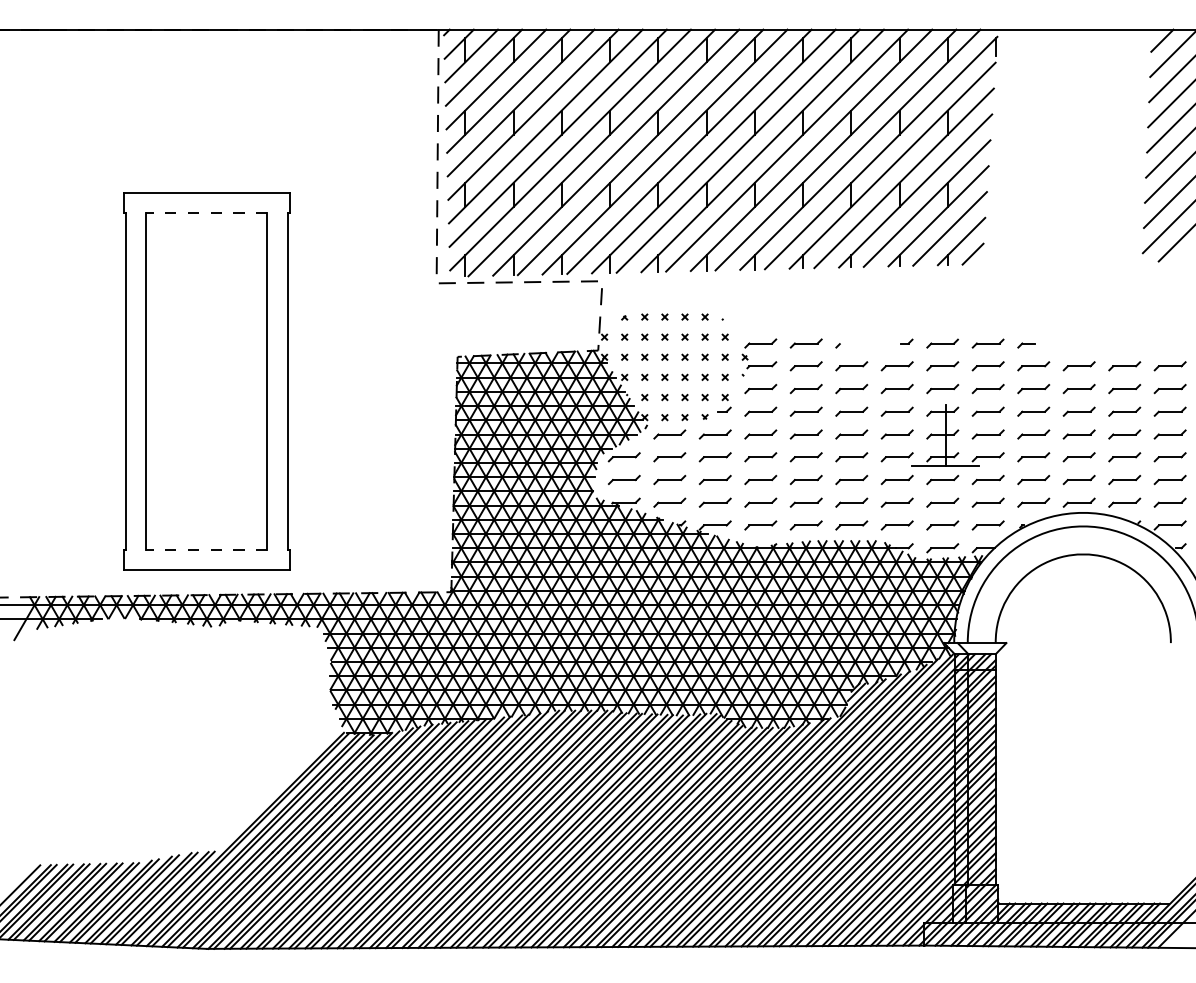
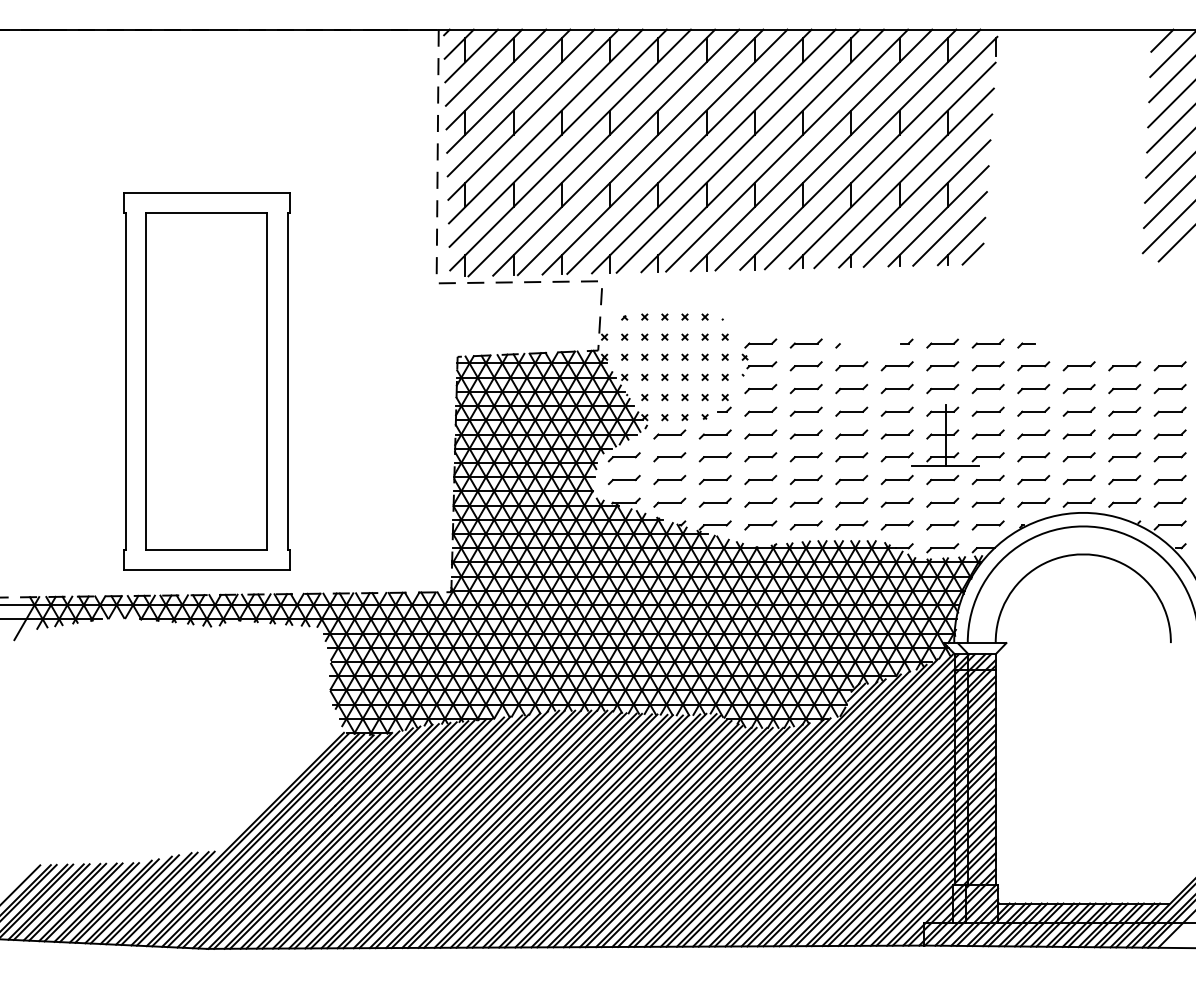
line: dashed -> solid (206, 213)
line: dashed -> solid (206, 549)
